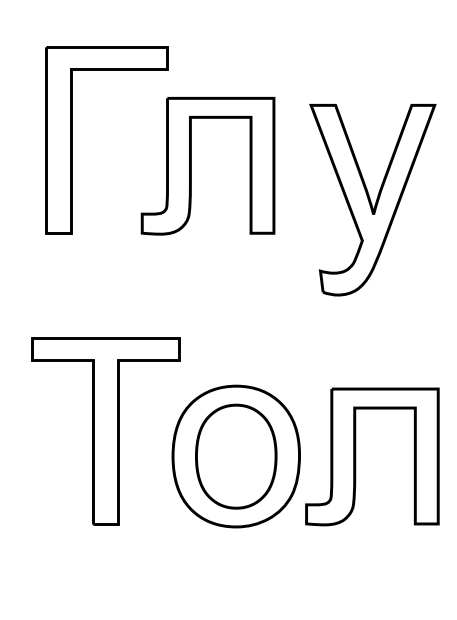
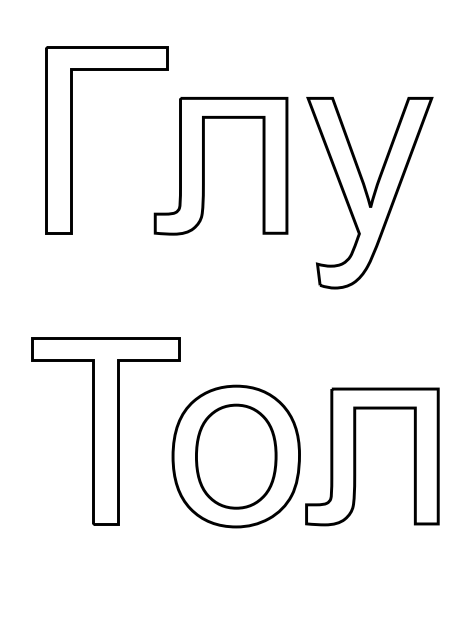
part position: (191, 166) -> (204, 166) (204, 166)
part position: (372, 200) -> (369, 193) (369, 193)
